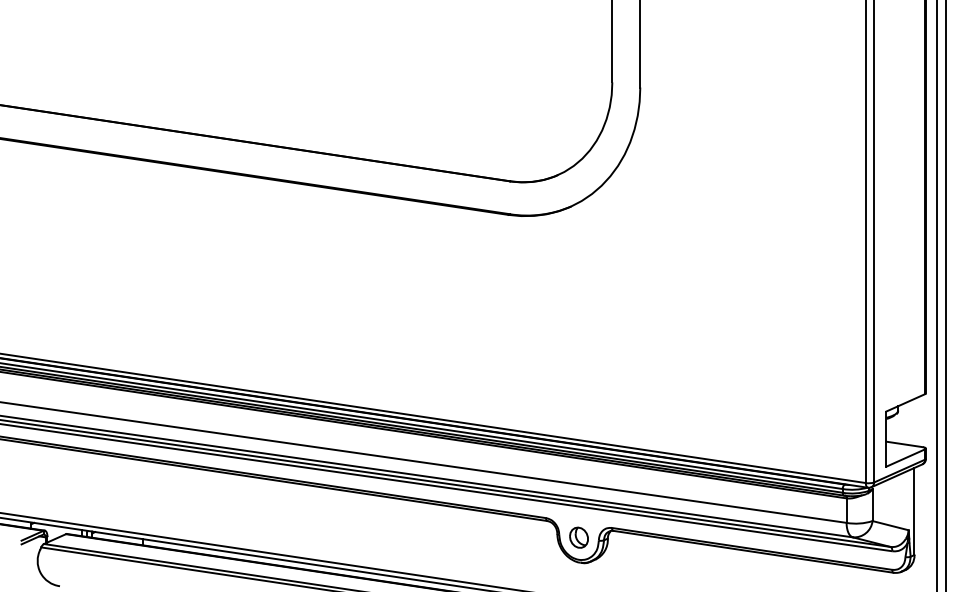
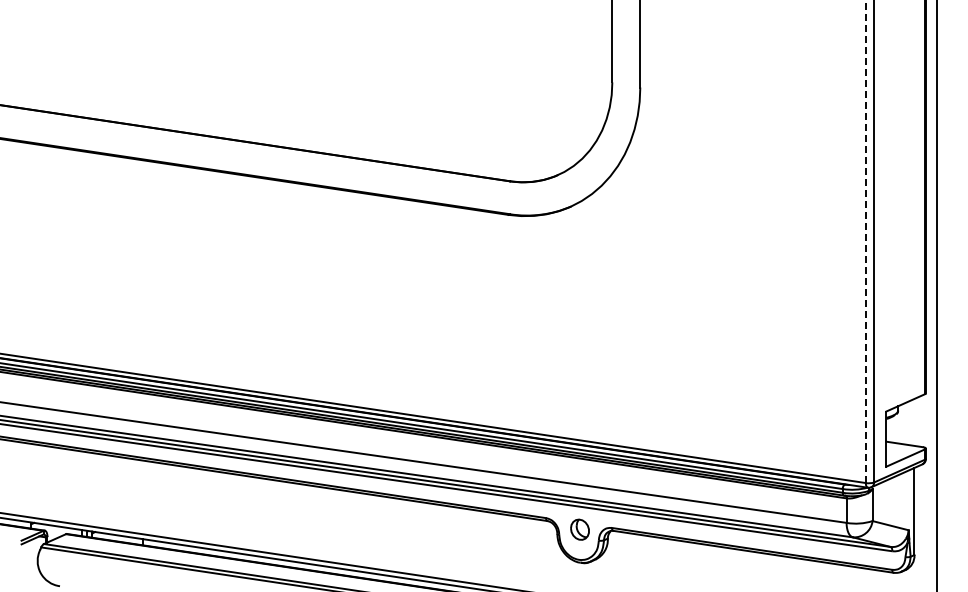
line: solid -> dashed (865, 241)
line: present -> none (945, 295)
part position: (578, 537) -> (579, 529) (579, 529)
